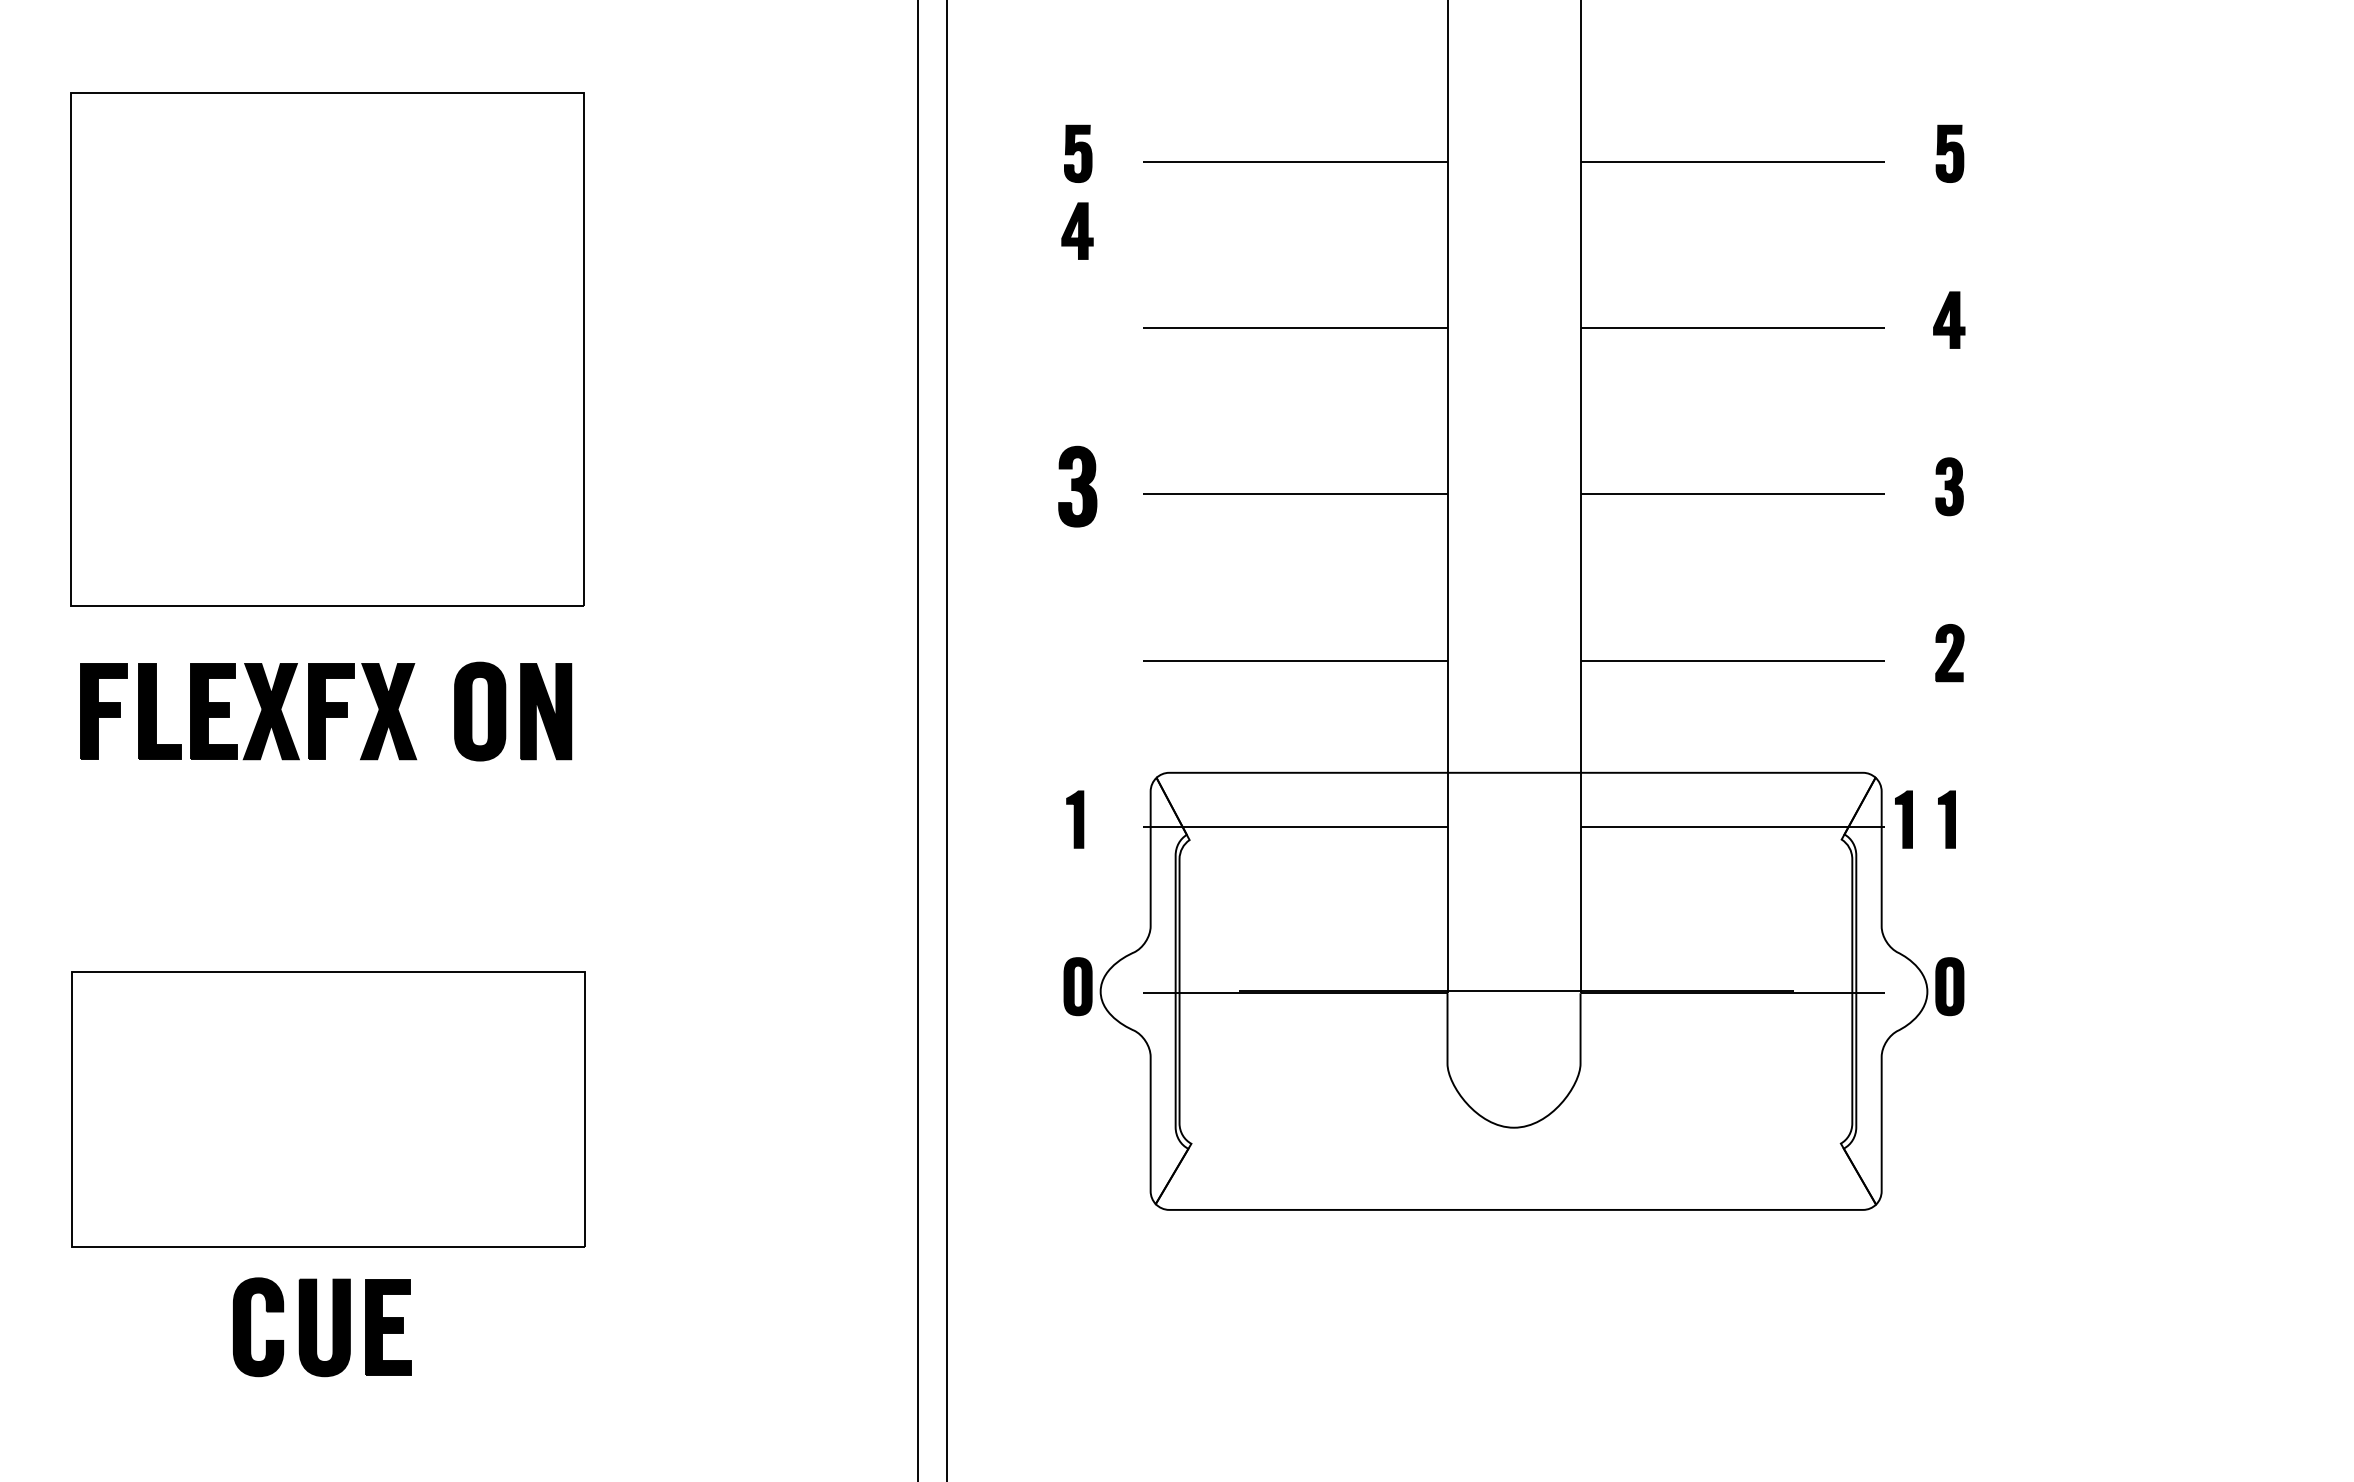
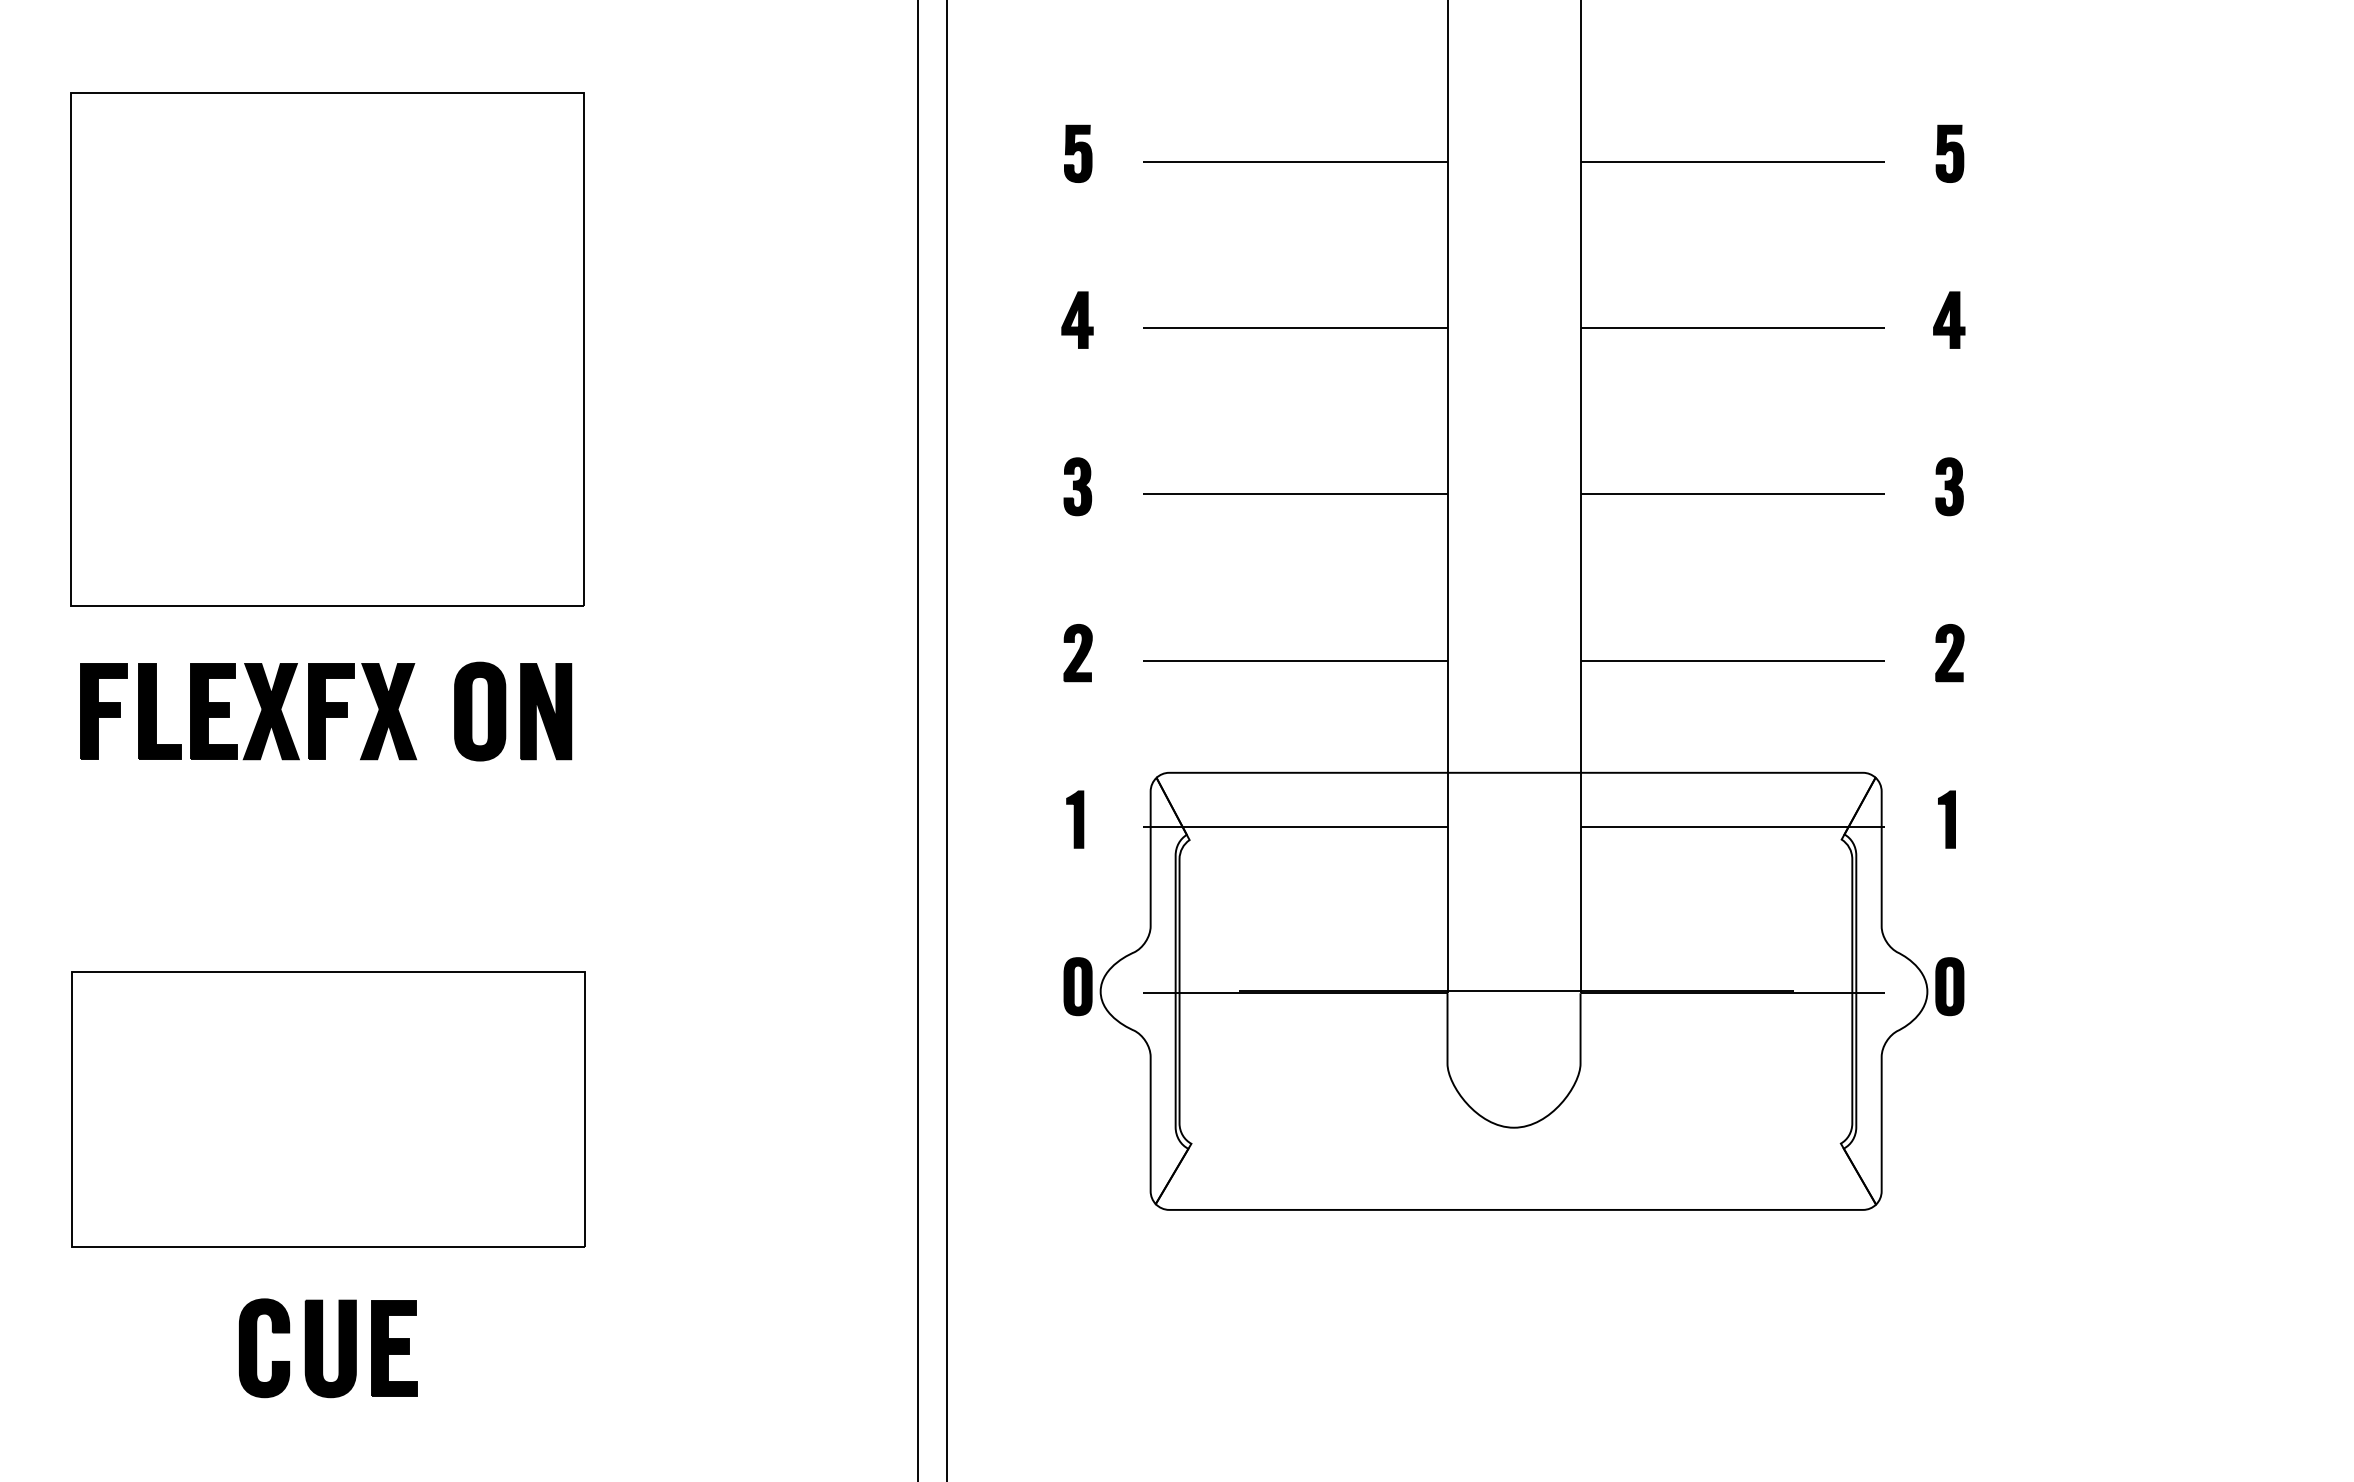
part position: (1077, 230) -> (1077, 319) (1077, 319)
part size: 40x83 px -> 30x60 px (1077, 486)
part: none -> present (1077, 653)
part: present -> none (1903, 819)
part position: (322, 1327) -> (328, 1348) (328, 1348)
